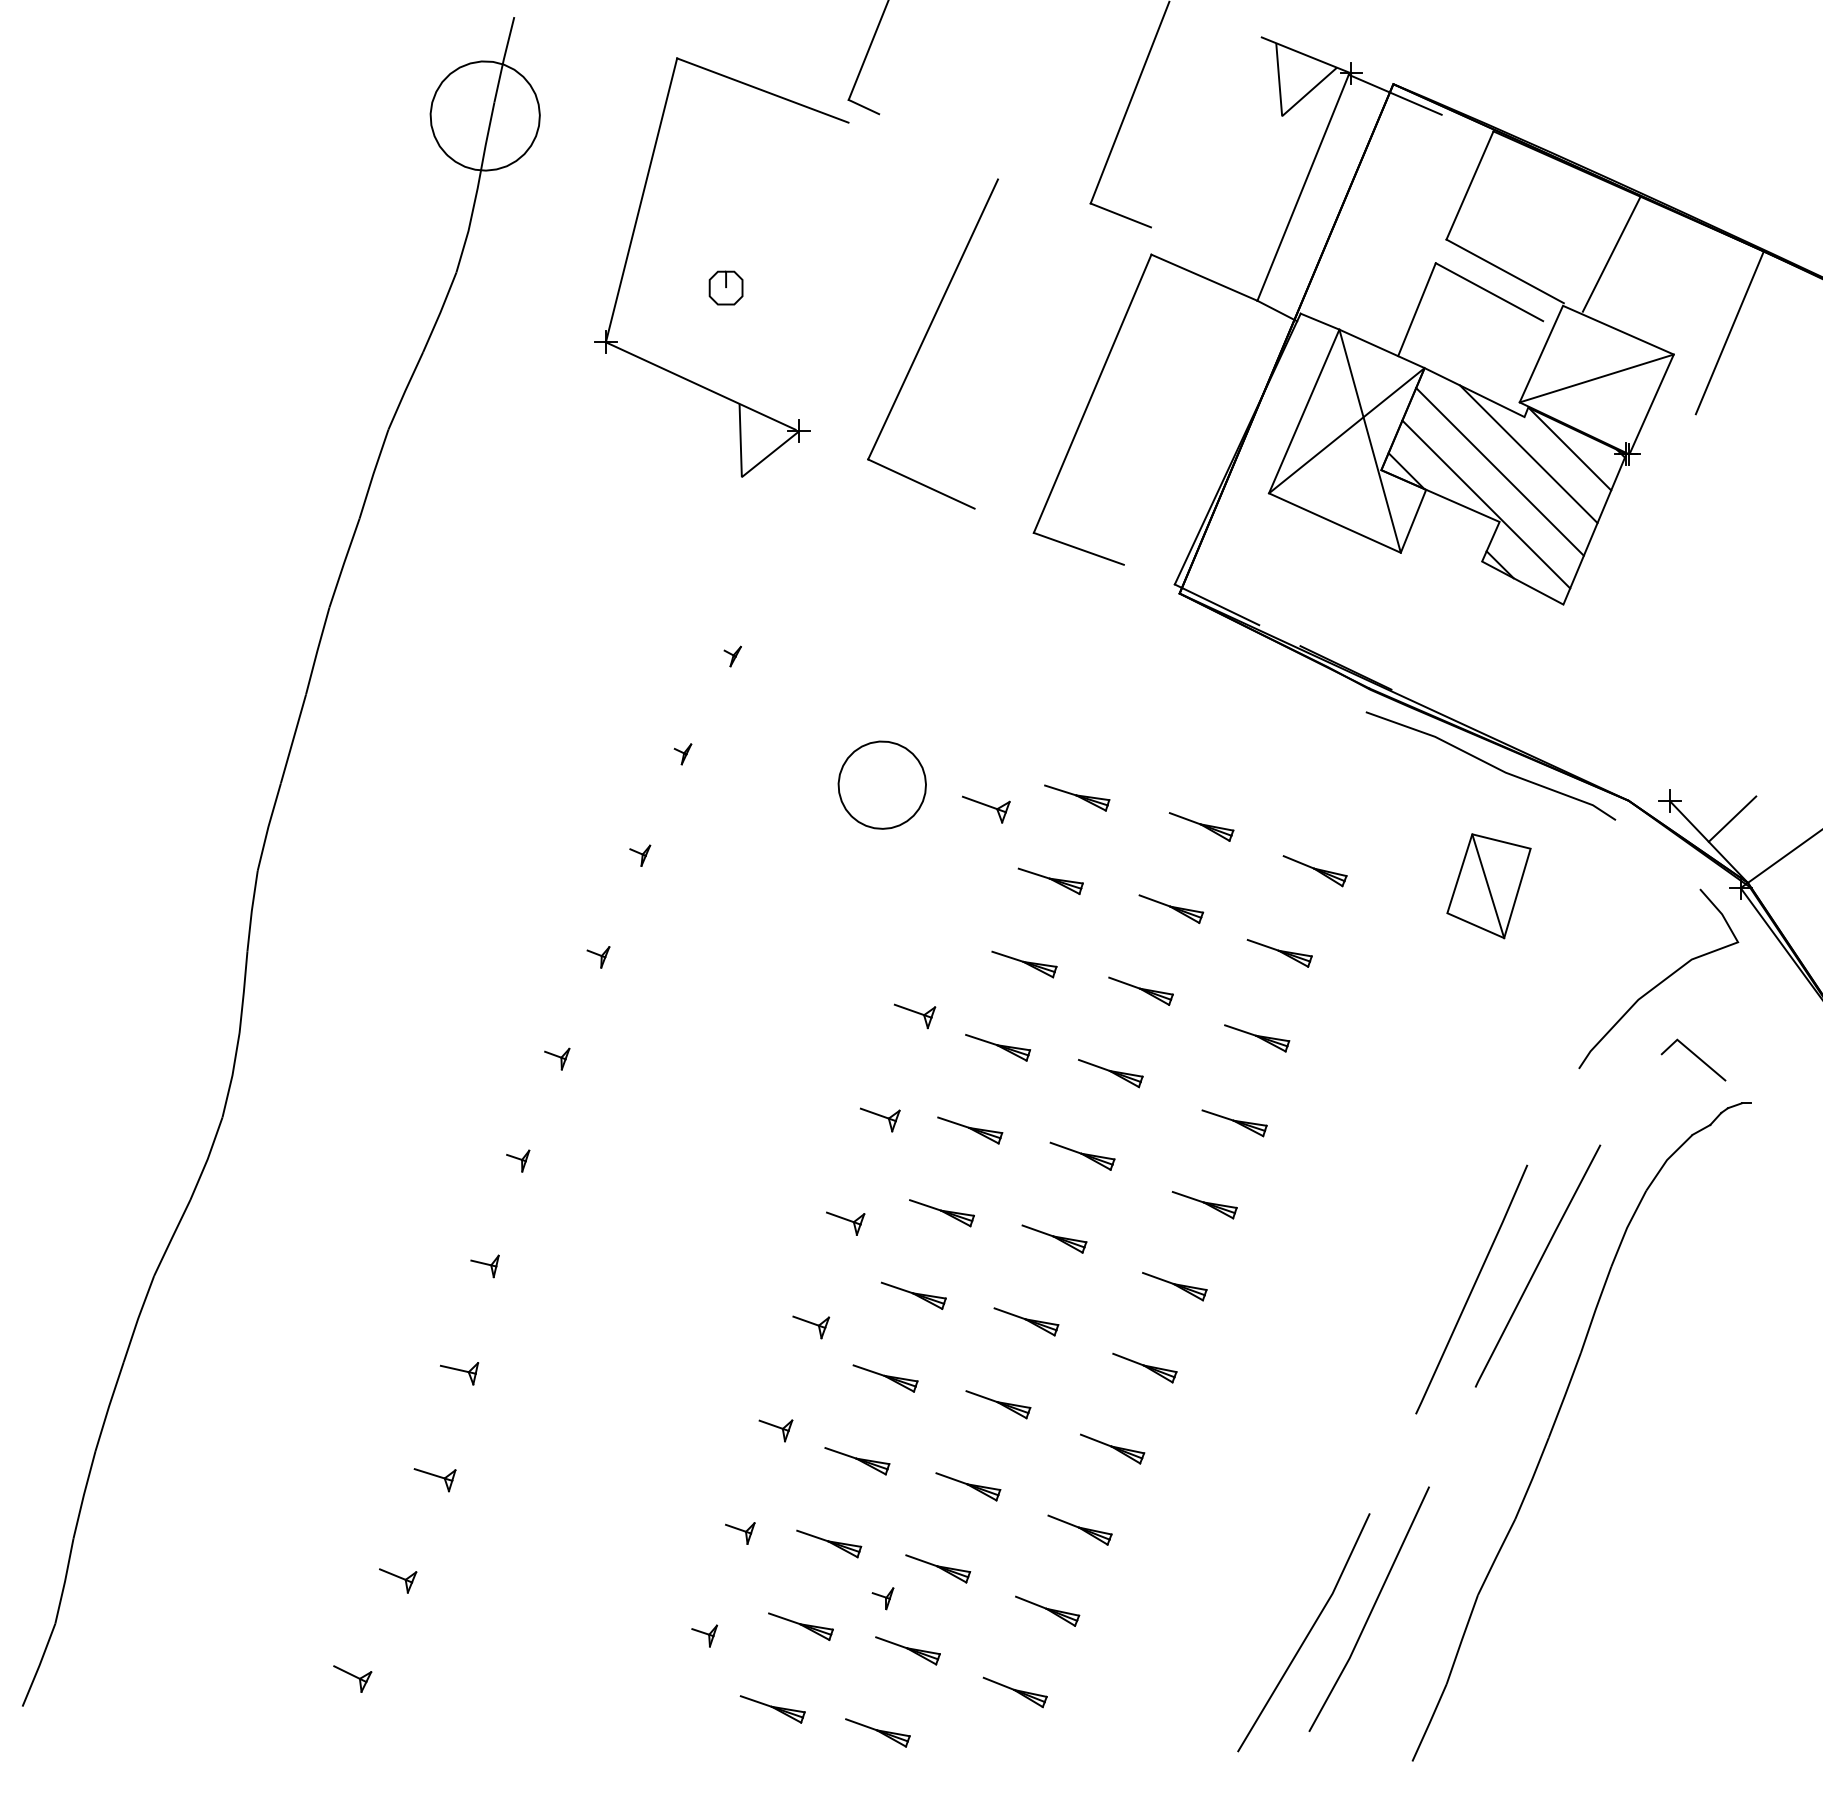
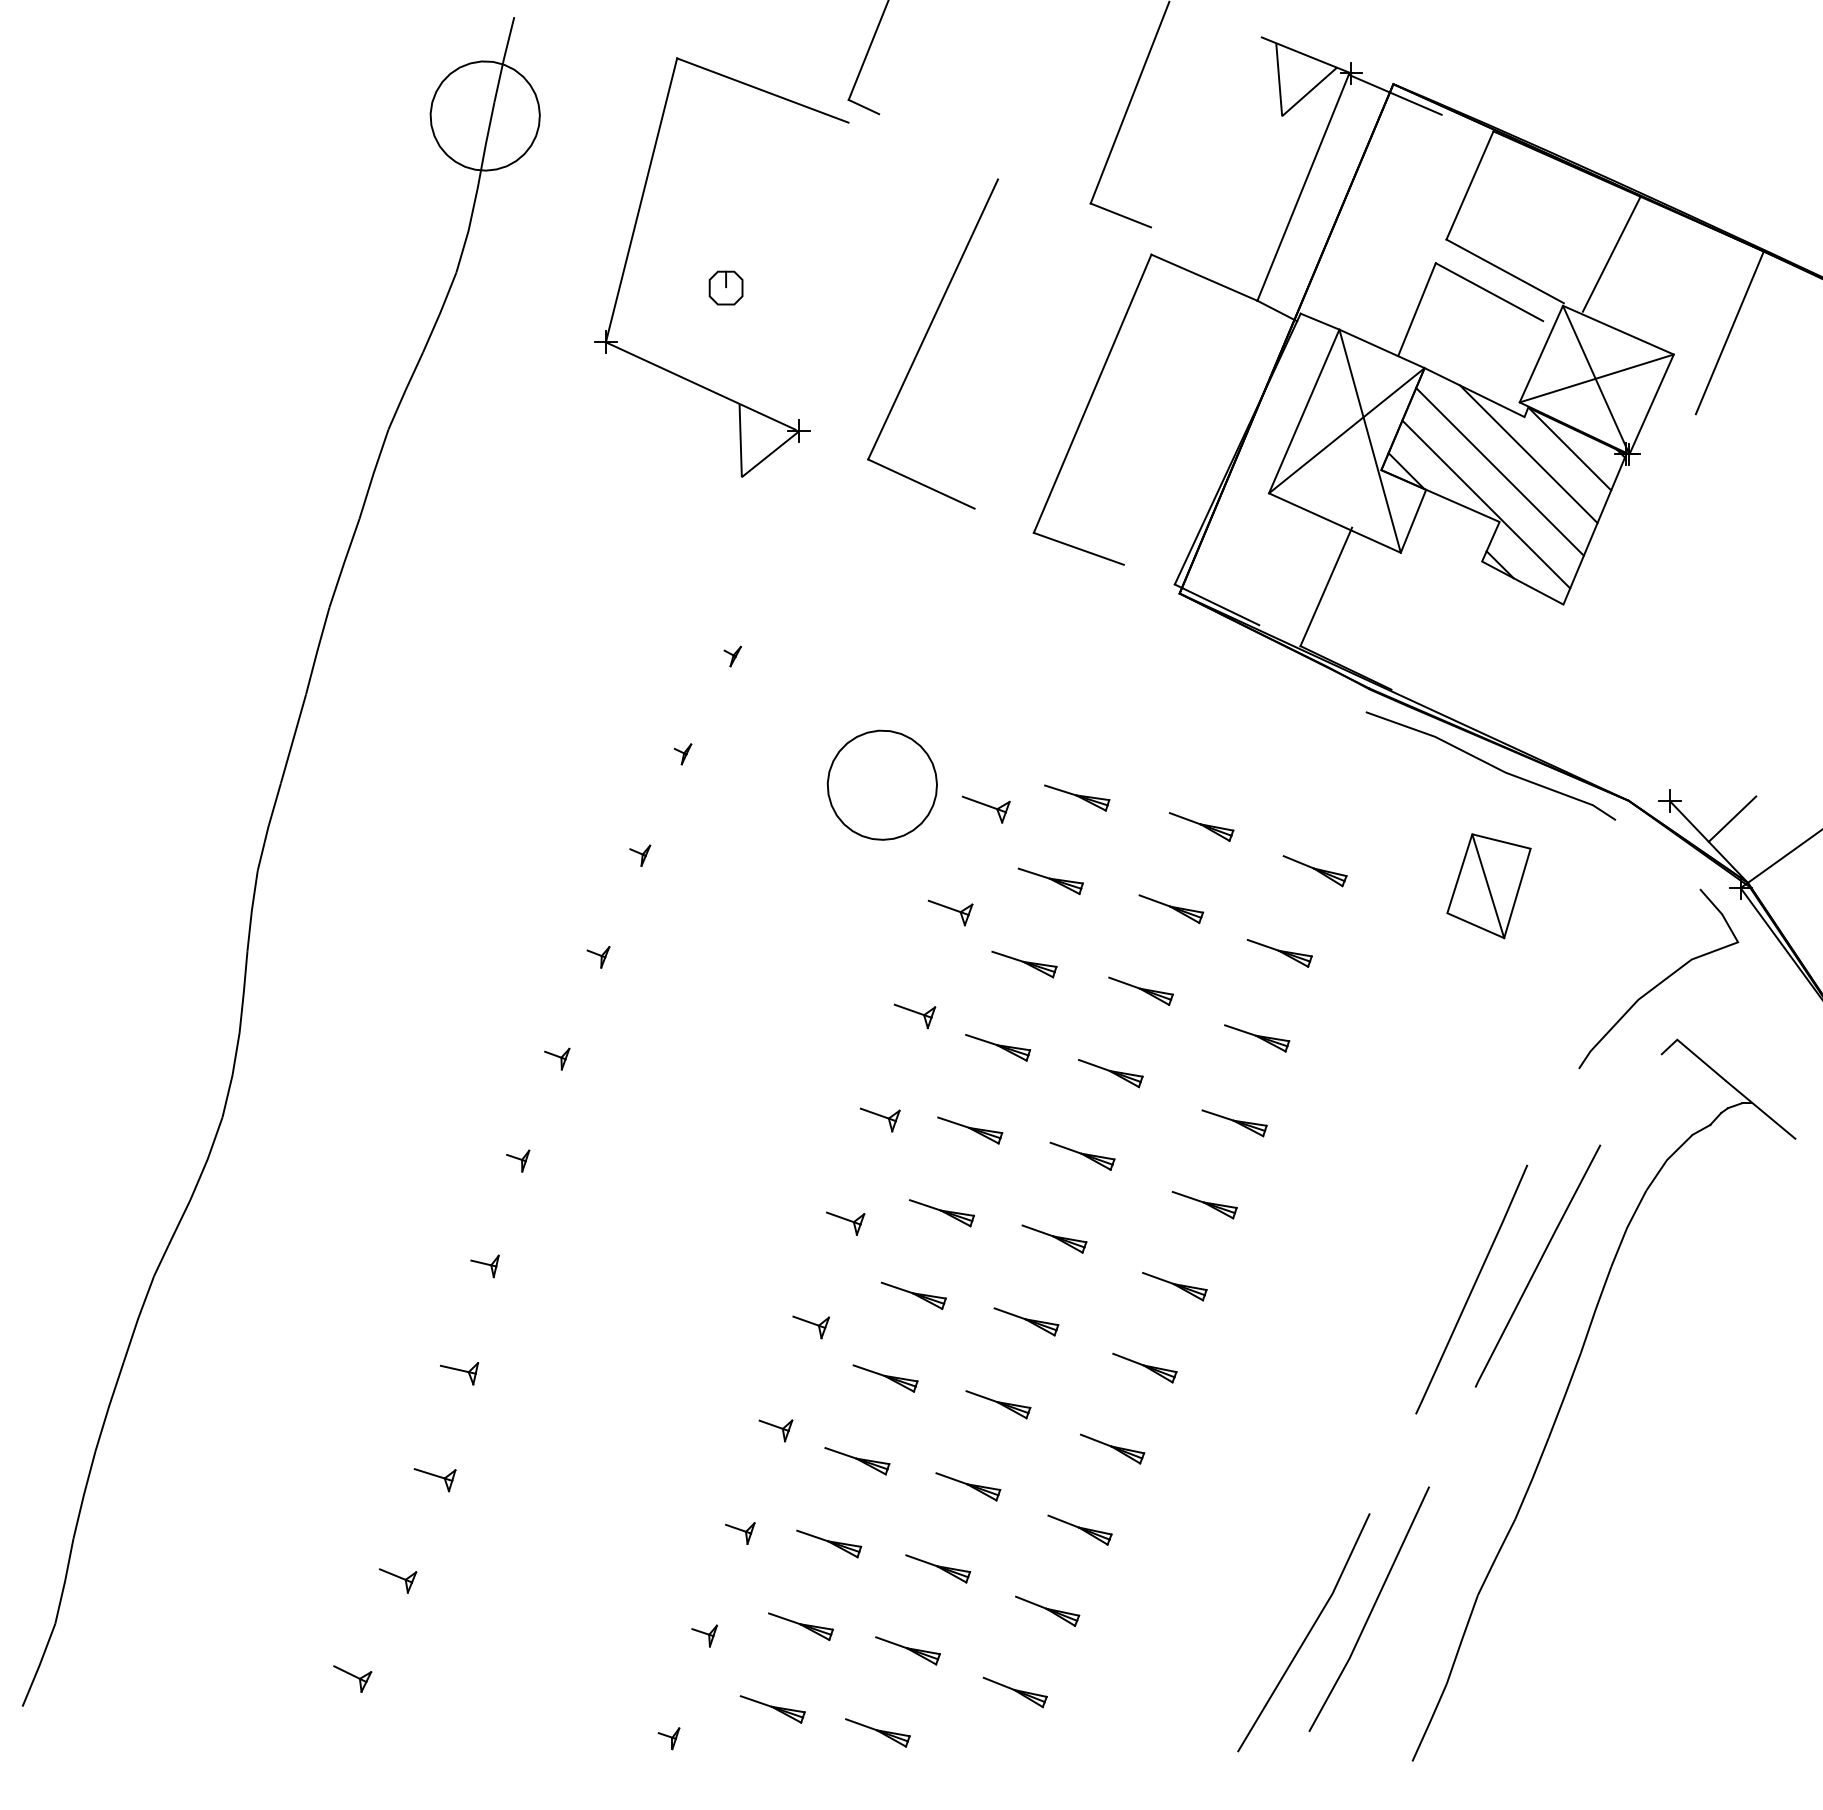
line: none -> present (1596, 379)
line: none -> present (1326, 586)
part size: 90x90 px -> 112x112 px (881, 784)
part: none -> present (950, 912)
line: none -> present (1760, 1109)
part position: (882, 1598) -> (668, 1738) (668, 1738)
